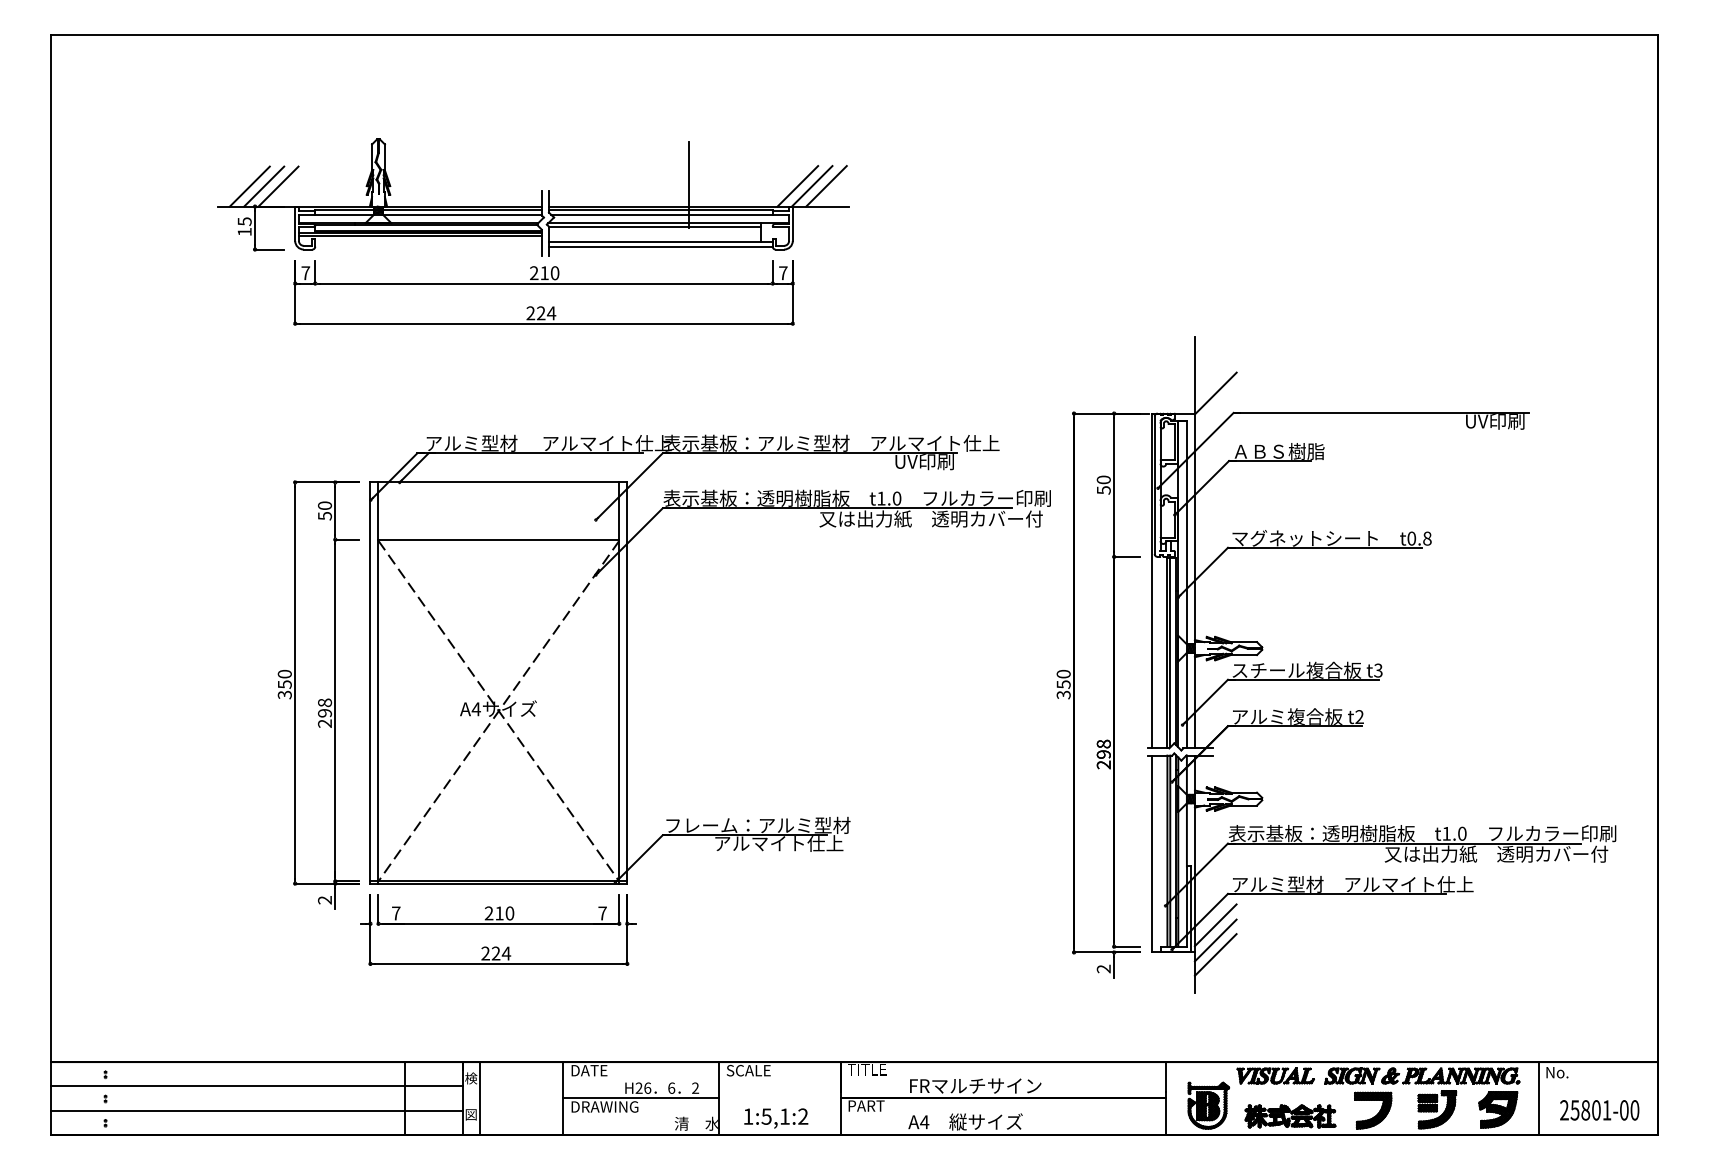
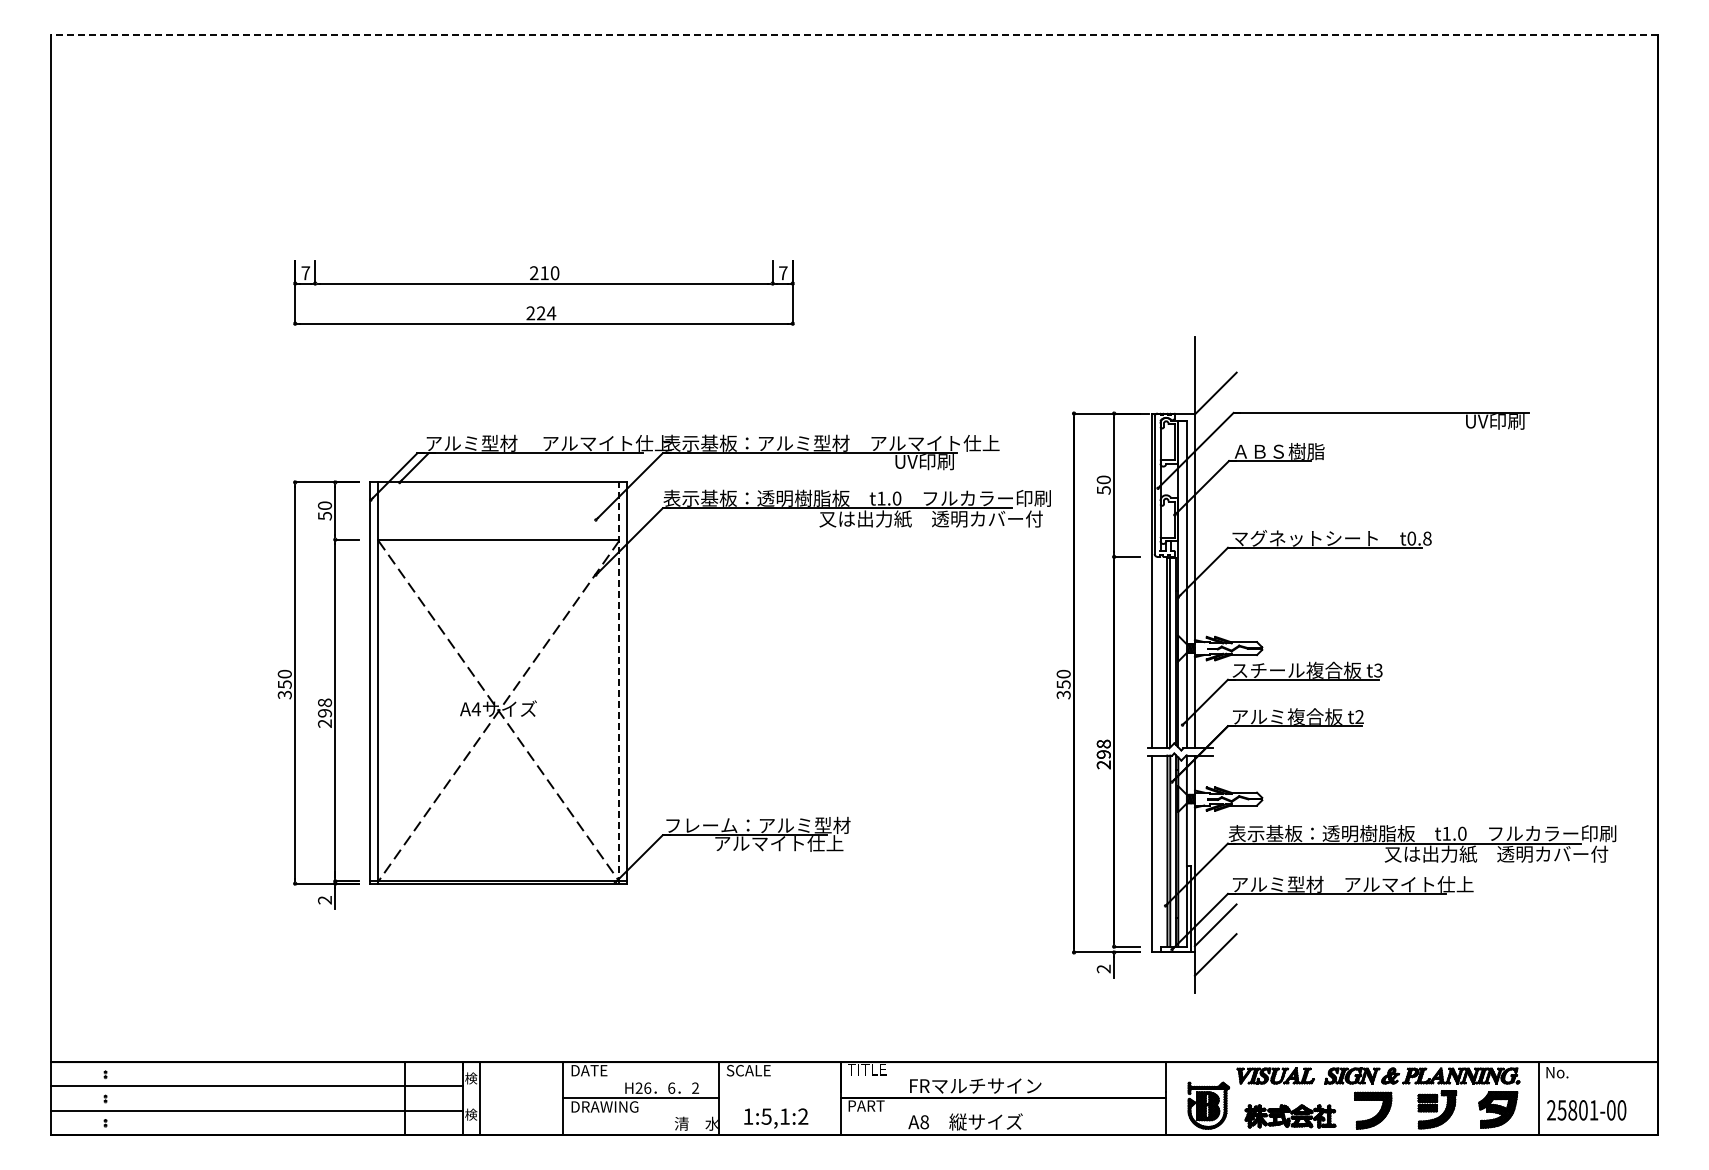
line: solid -> dashed (853, 35)
part: present -> none (541, 197)
line: solid -> dashed (619, 683)
part: present -> none (498, 929)
line: present -> none (1215, 940)
text position: (1599, 1110) -> (1586, 1110) (1586, 1110)
text: 図 -> 検 (471, 1114)
text: A4 -> A8 (924, 1122)
